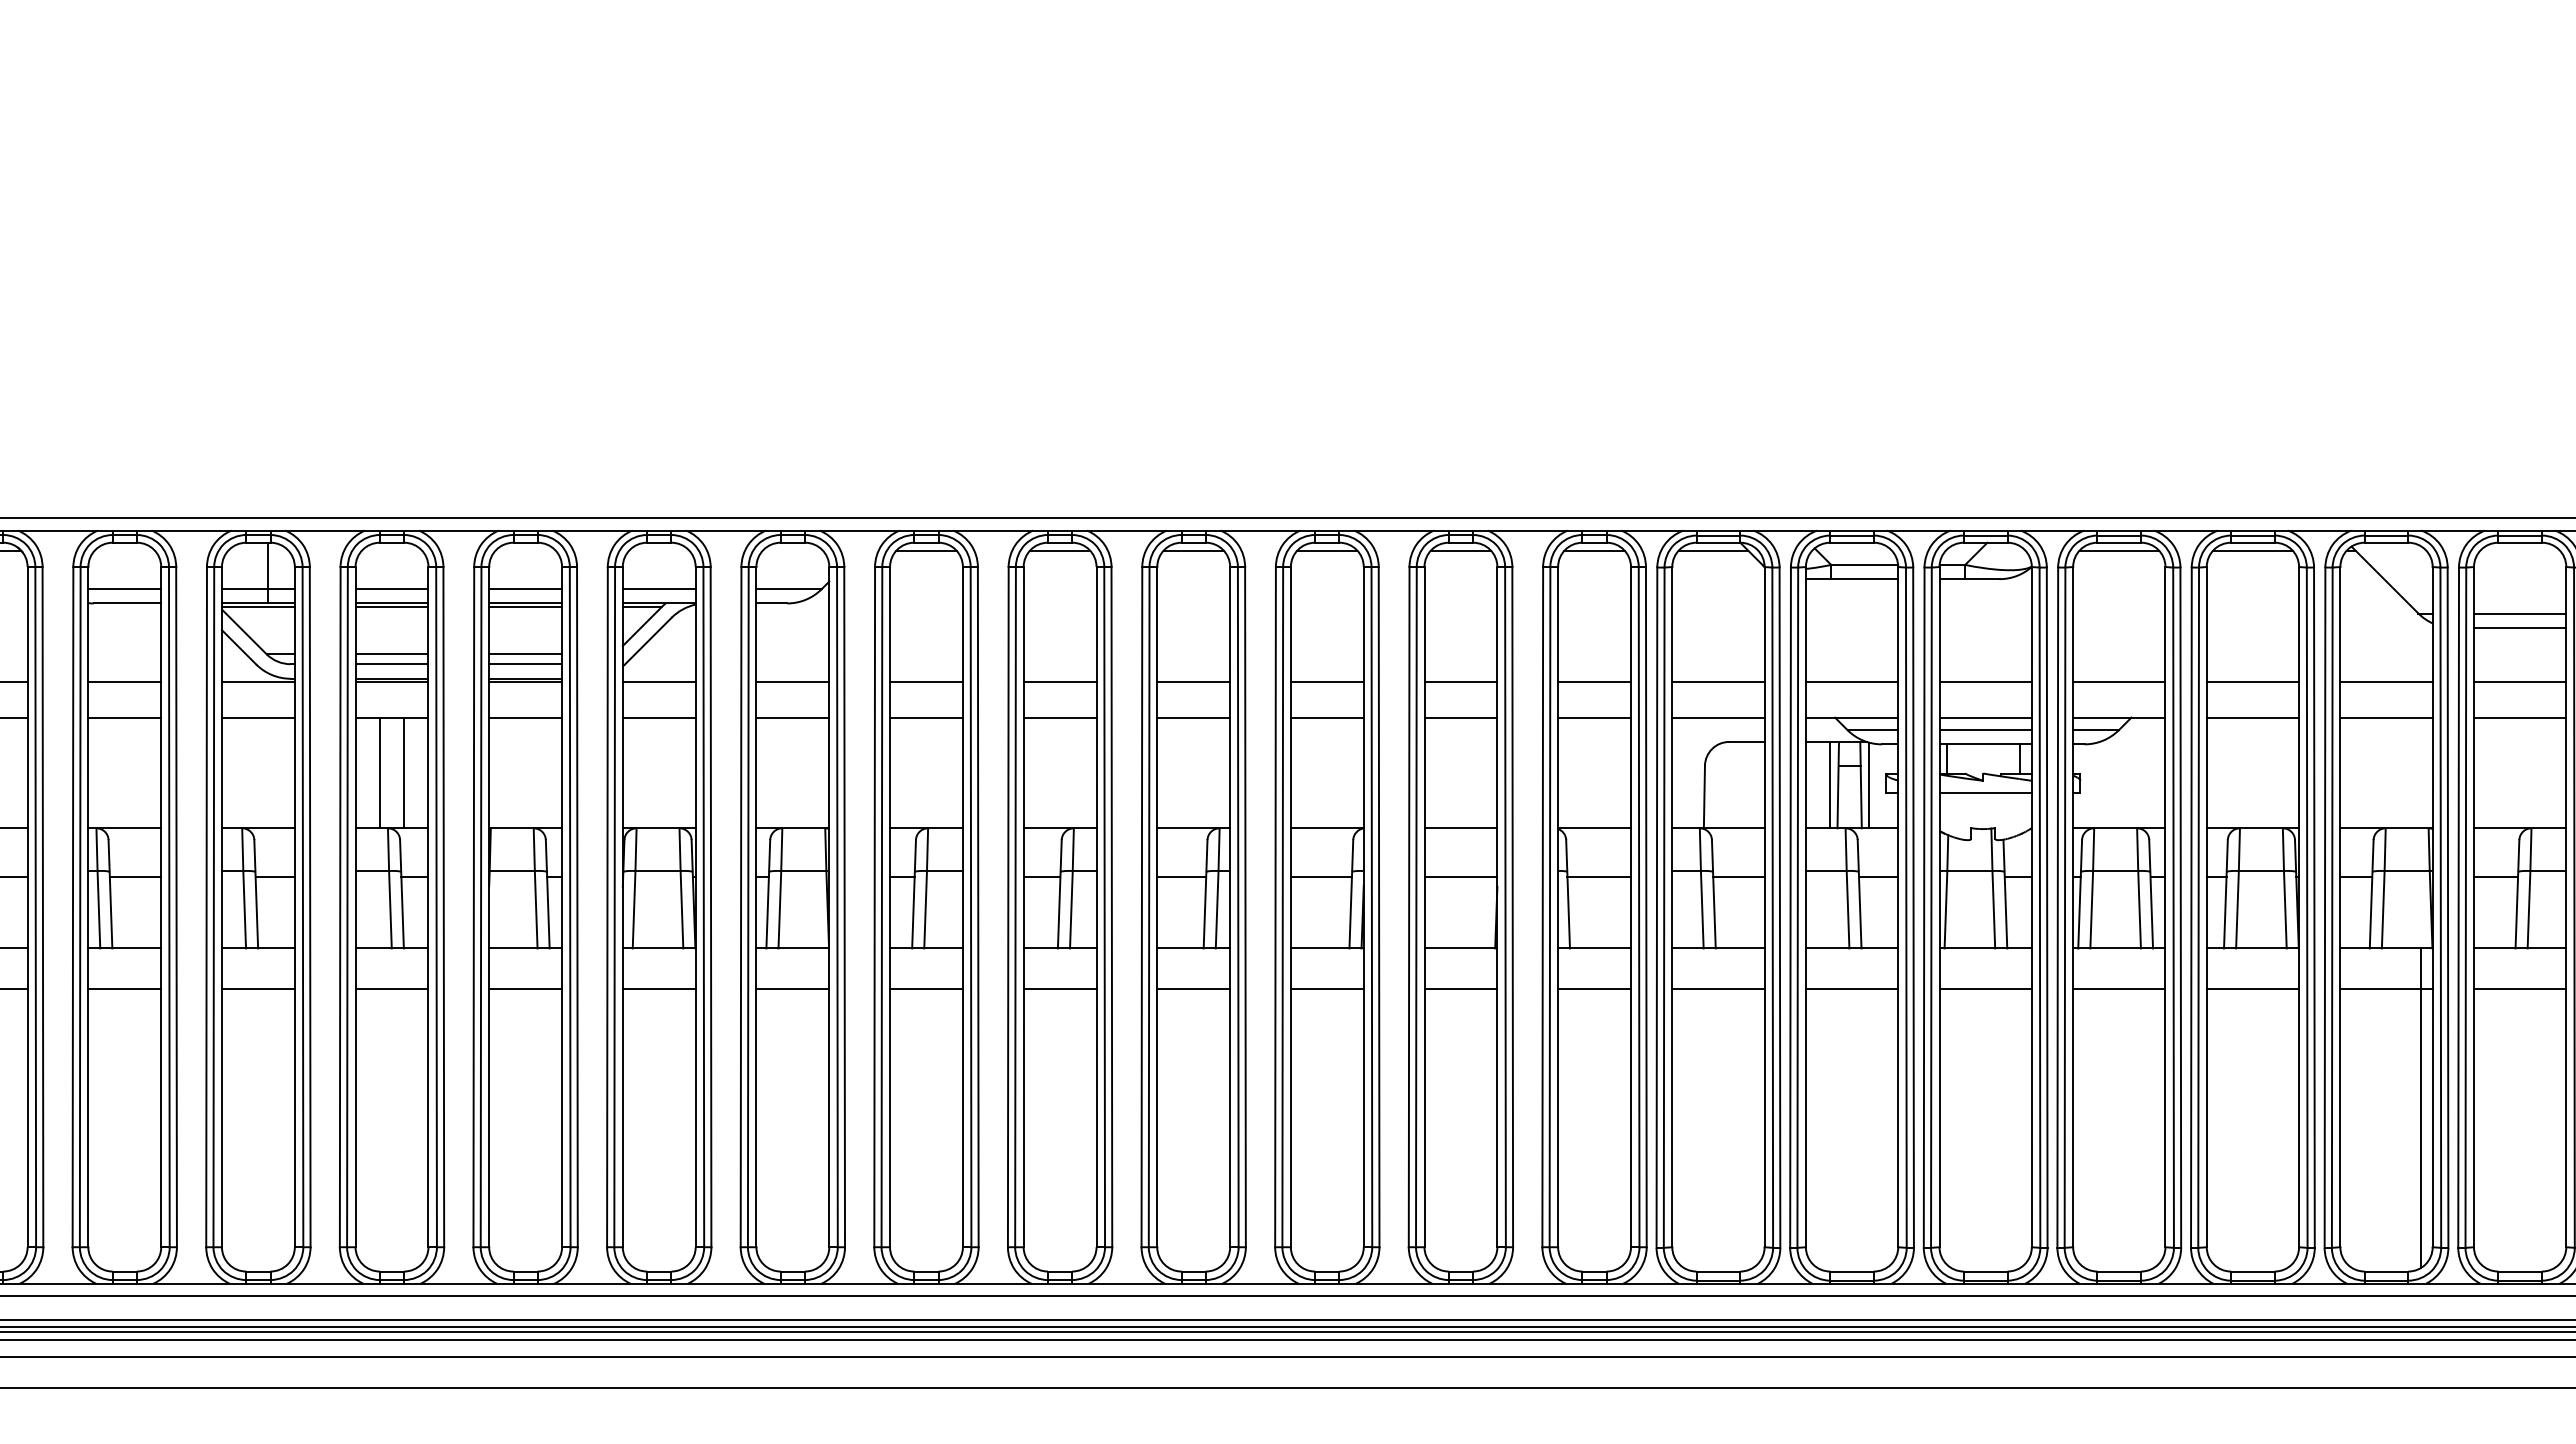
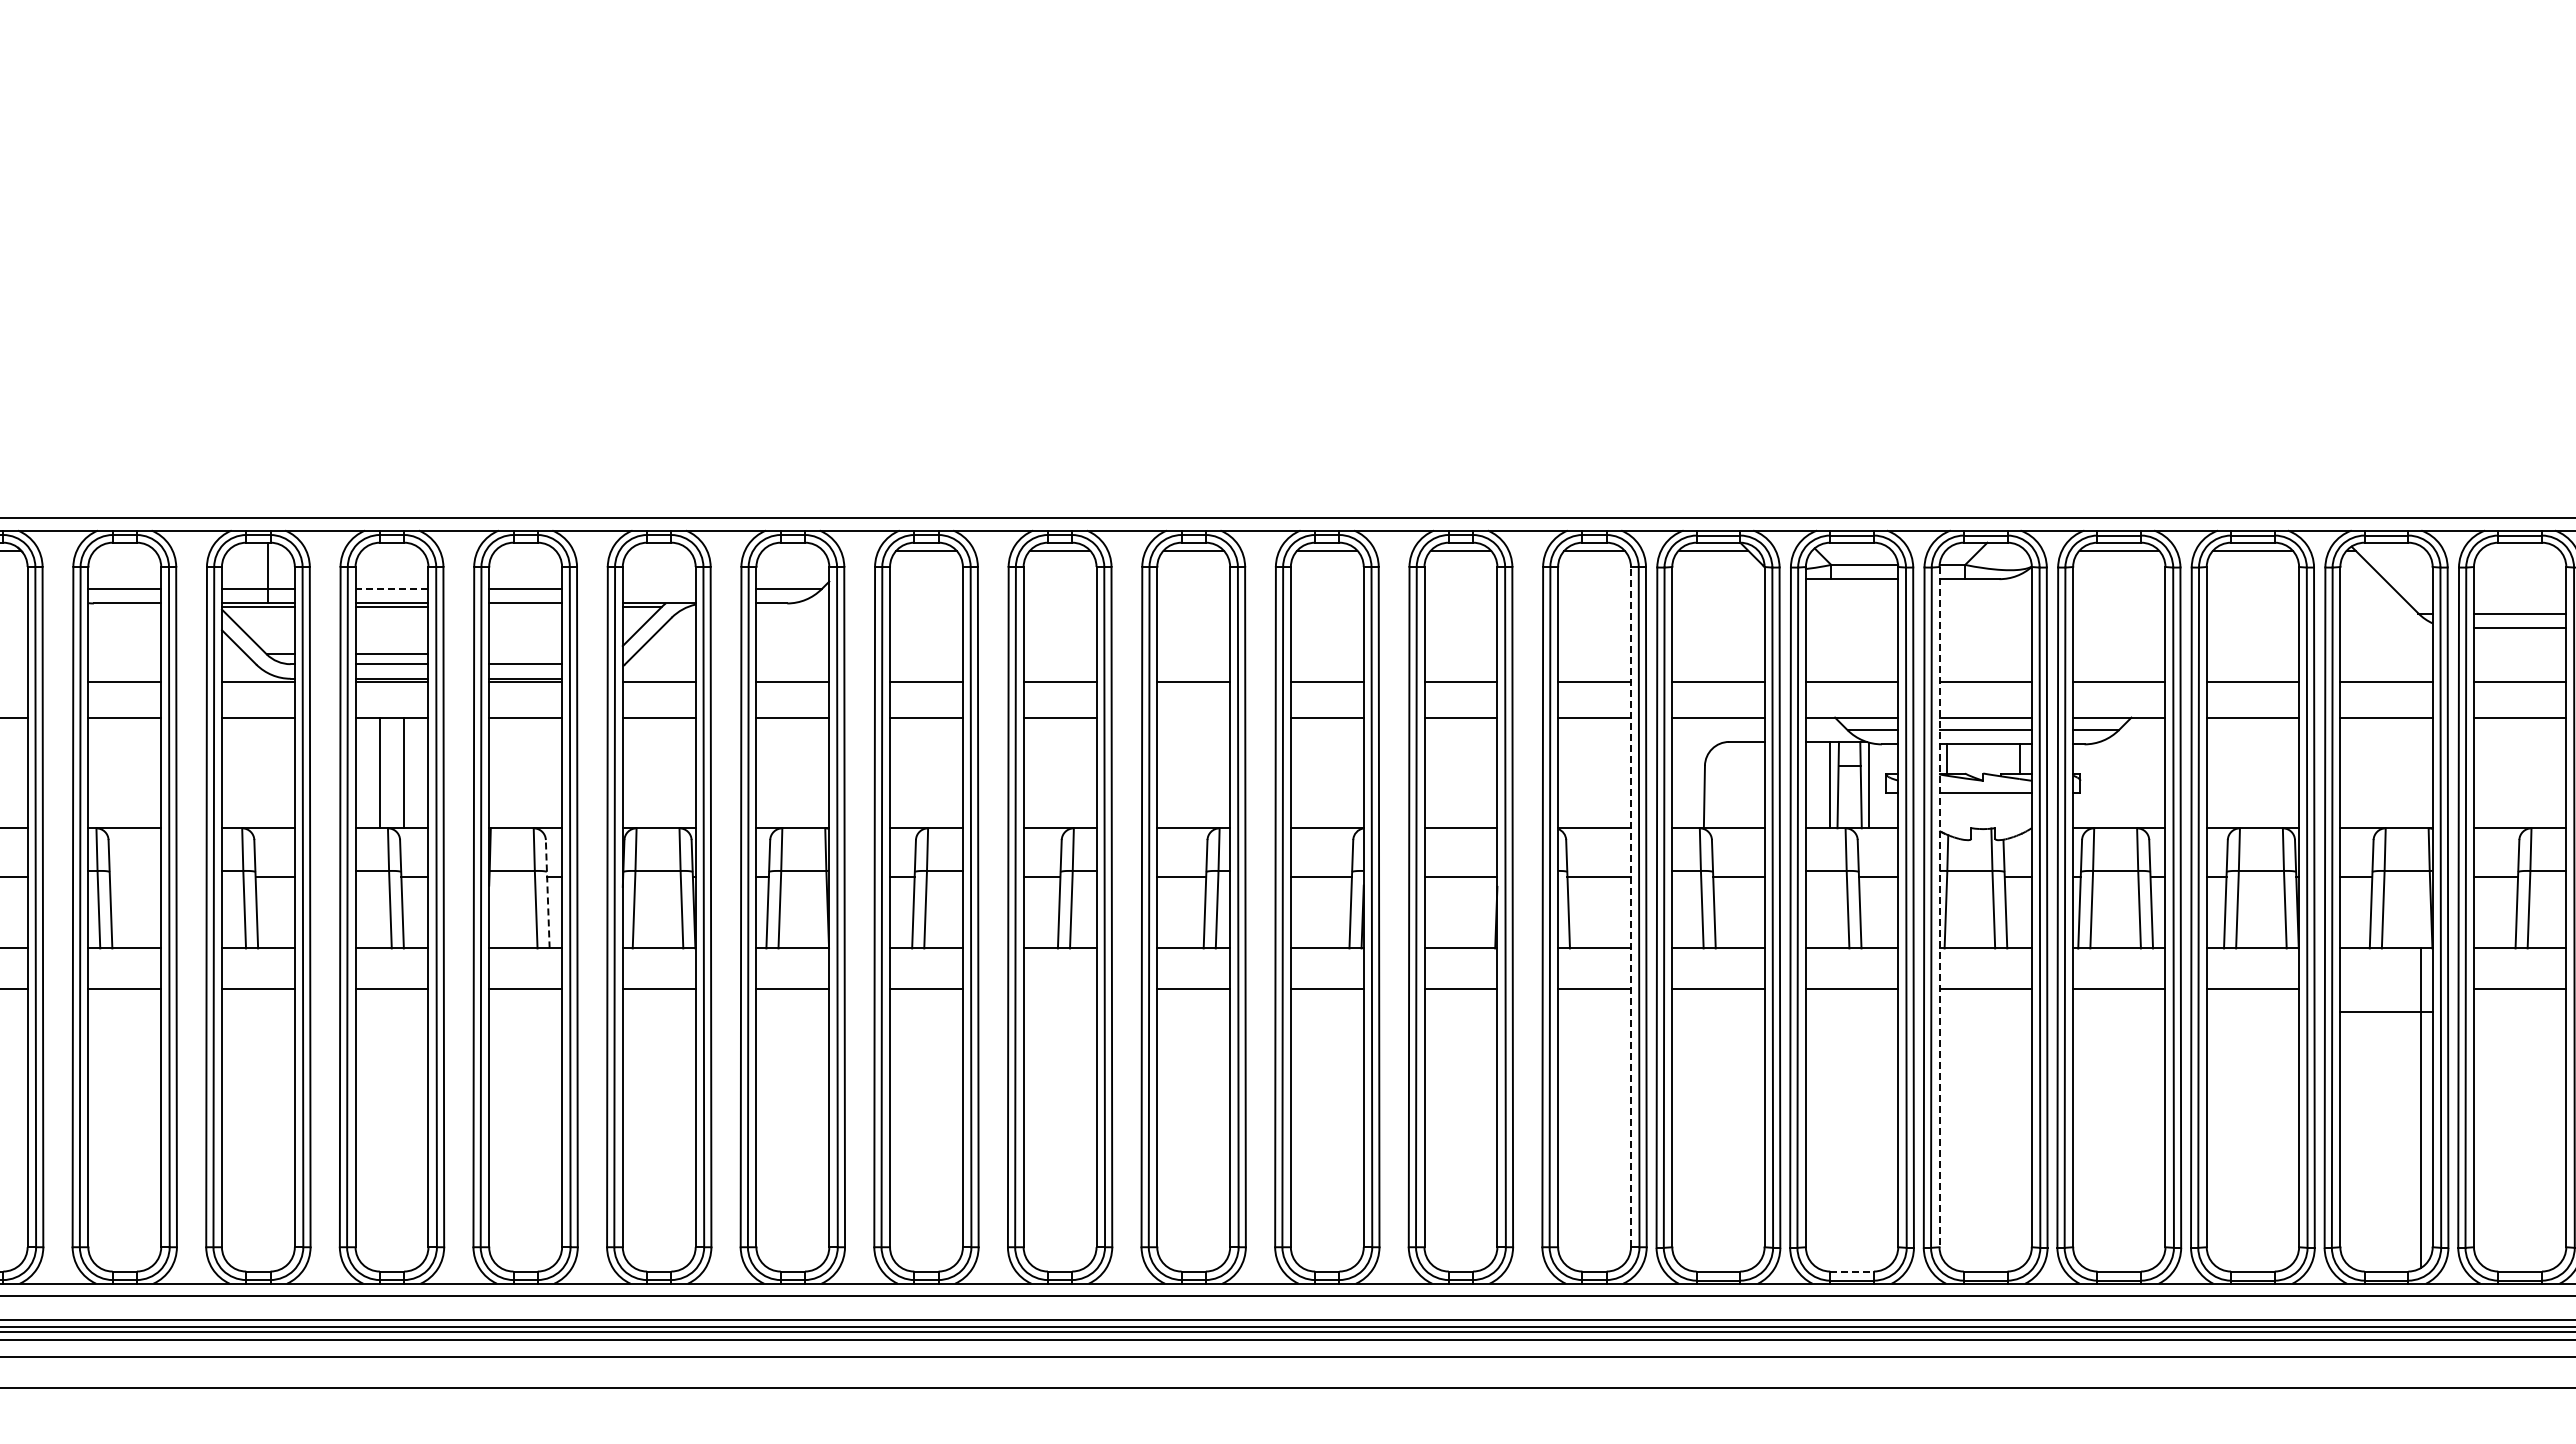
line: solid -> dashed (391, 589)
line: present -> none (658, 589)
line: present -> none (525, 607)
line: present -> none (525, 654)
line: present -> none (14, 682)
line: present -> none (1193, 717)
line: present -> none (135, 876)
line: solid -> dashed (547, 893)
line: solid -> dashed (1631, 906)
line: solid -> dashed (1939, 907)
line: present -> none (1059, 988)
line position: (2386, 988) -> (2386, 1011) (2386, 1011)
line: solid -> dashed (1852, 1271)
